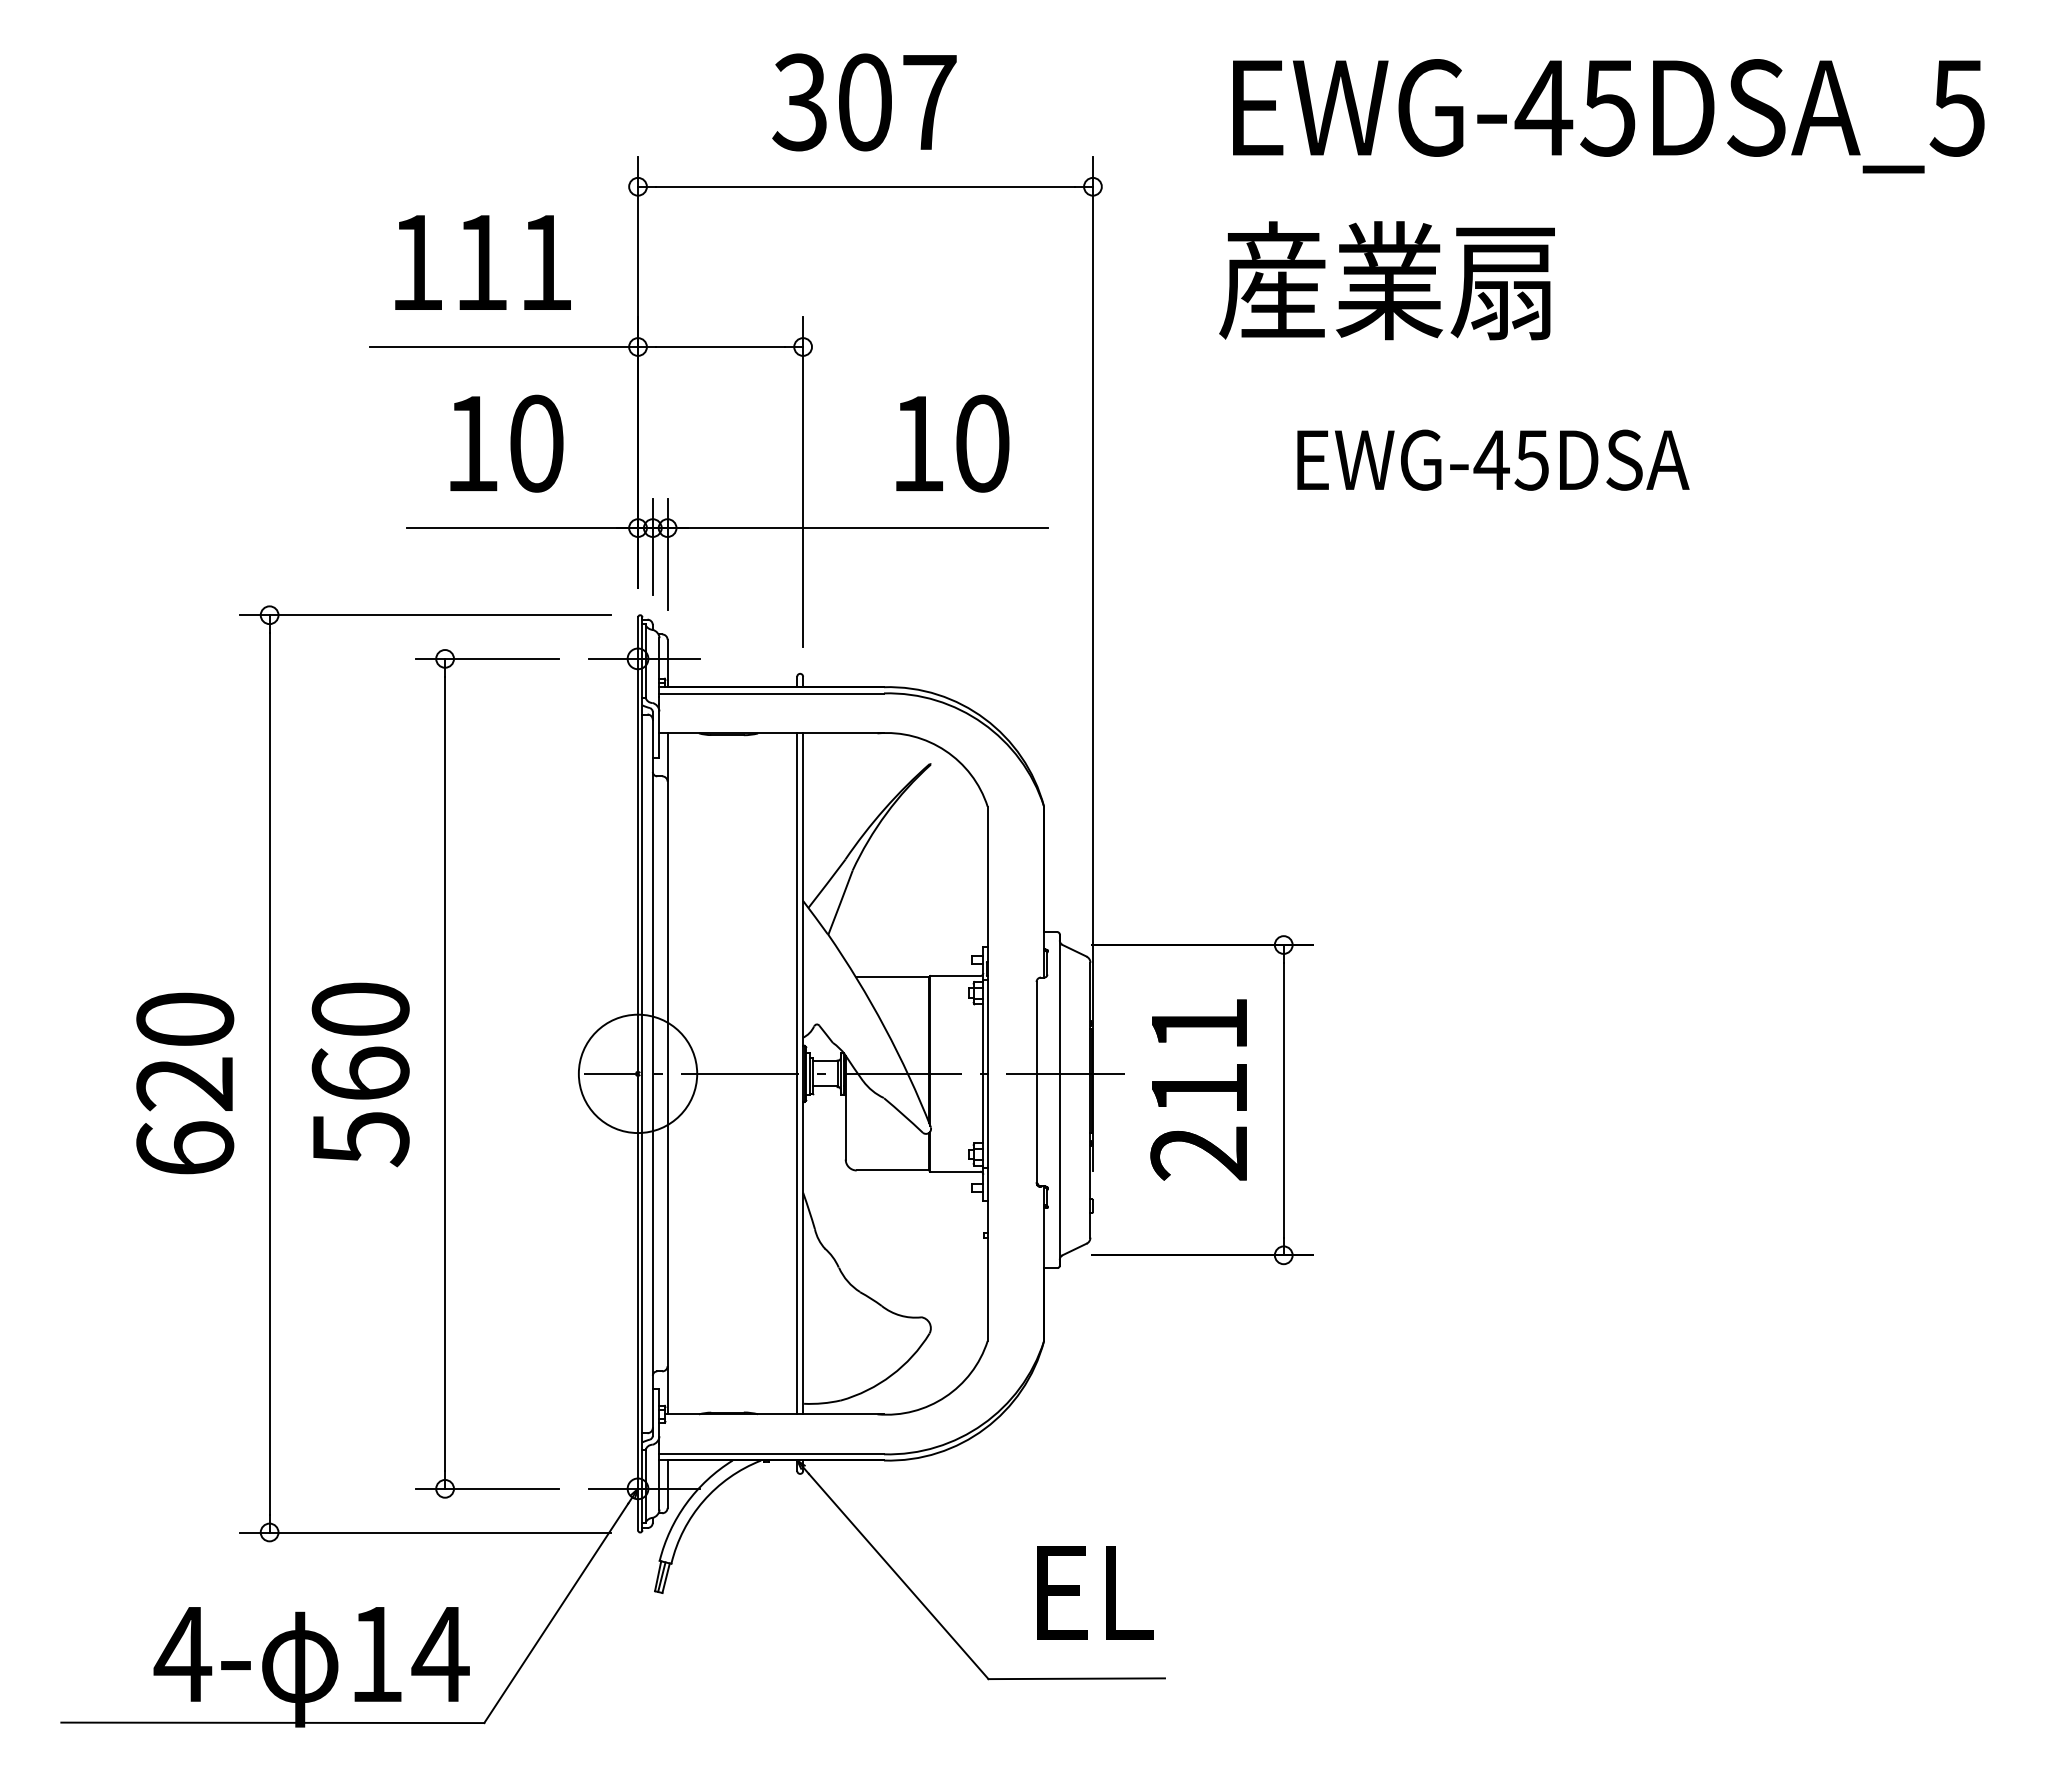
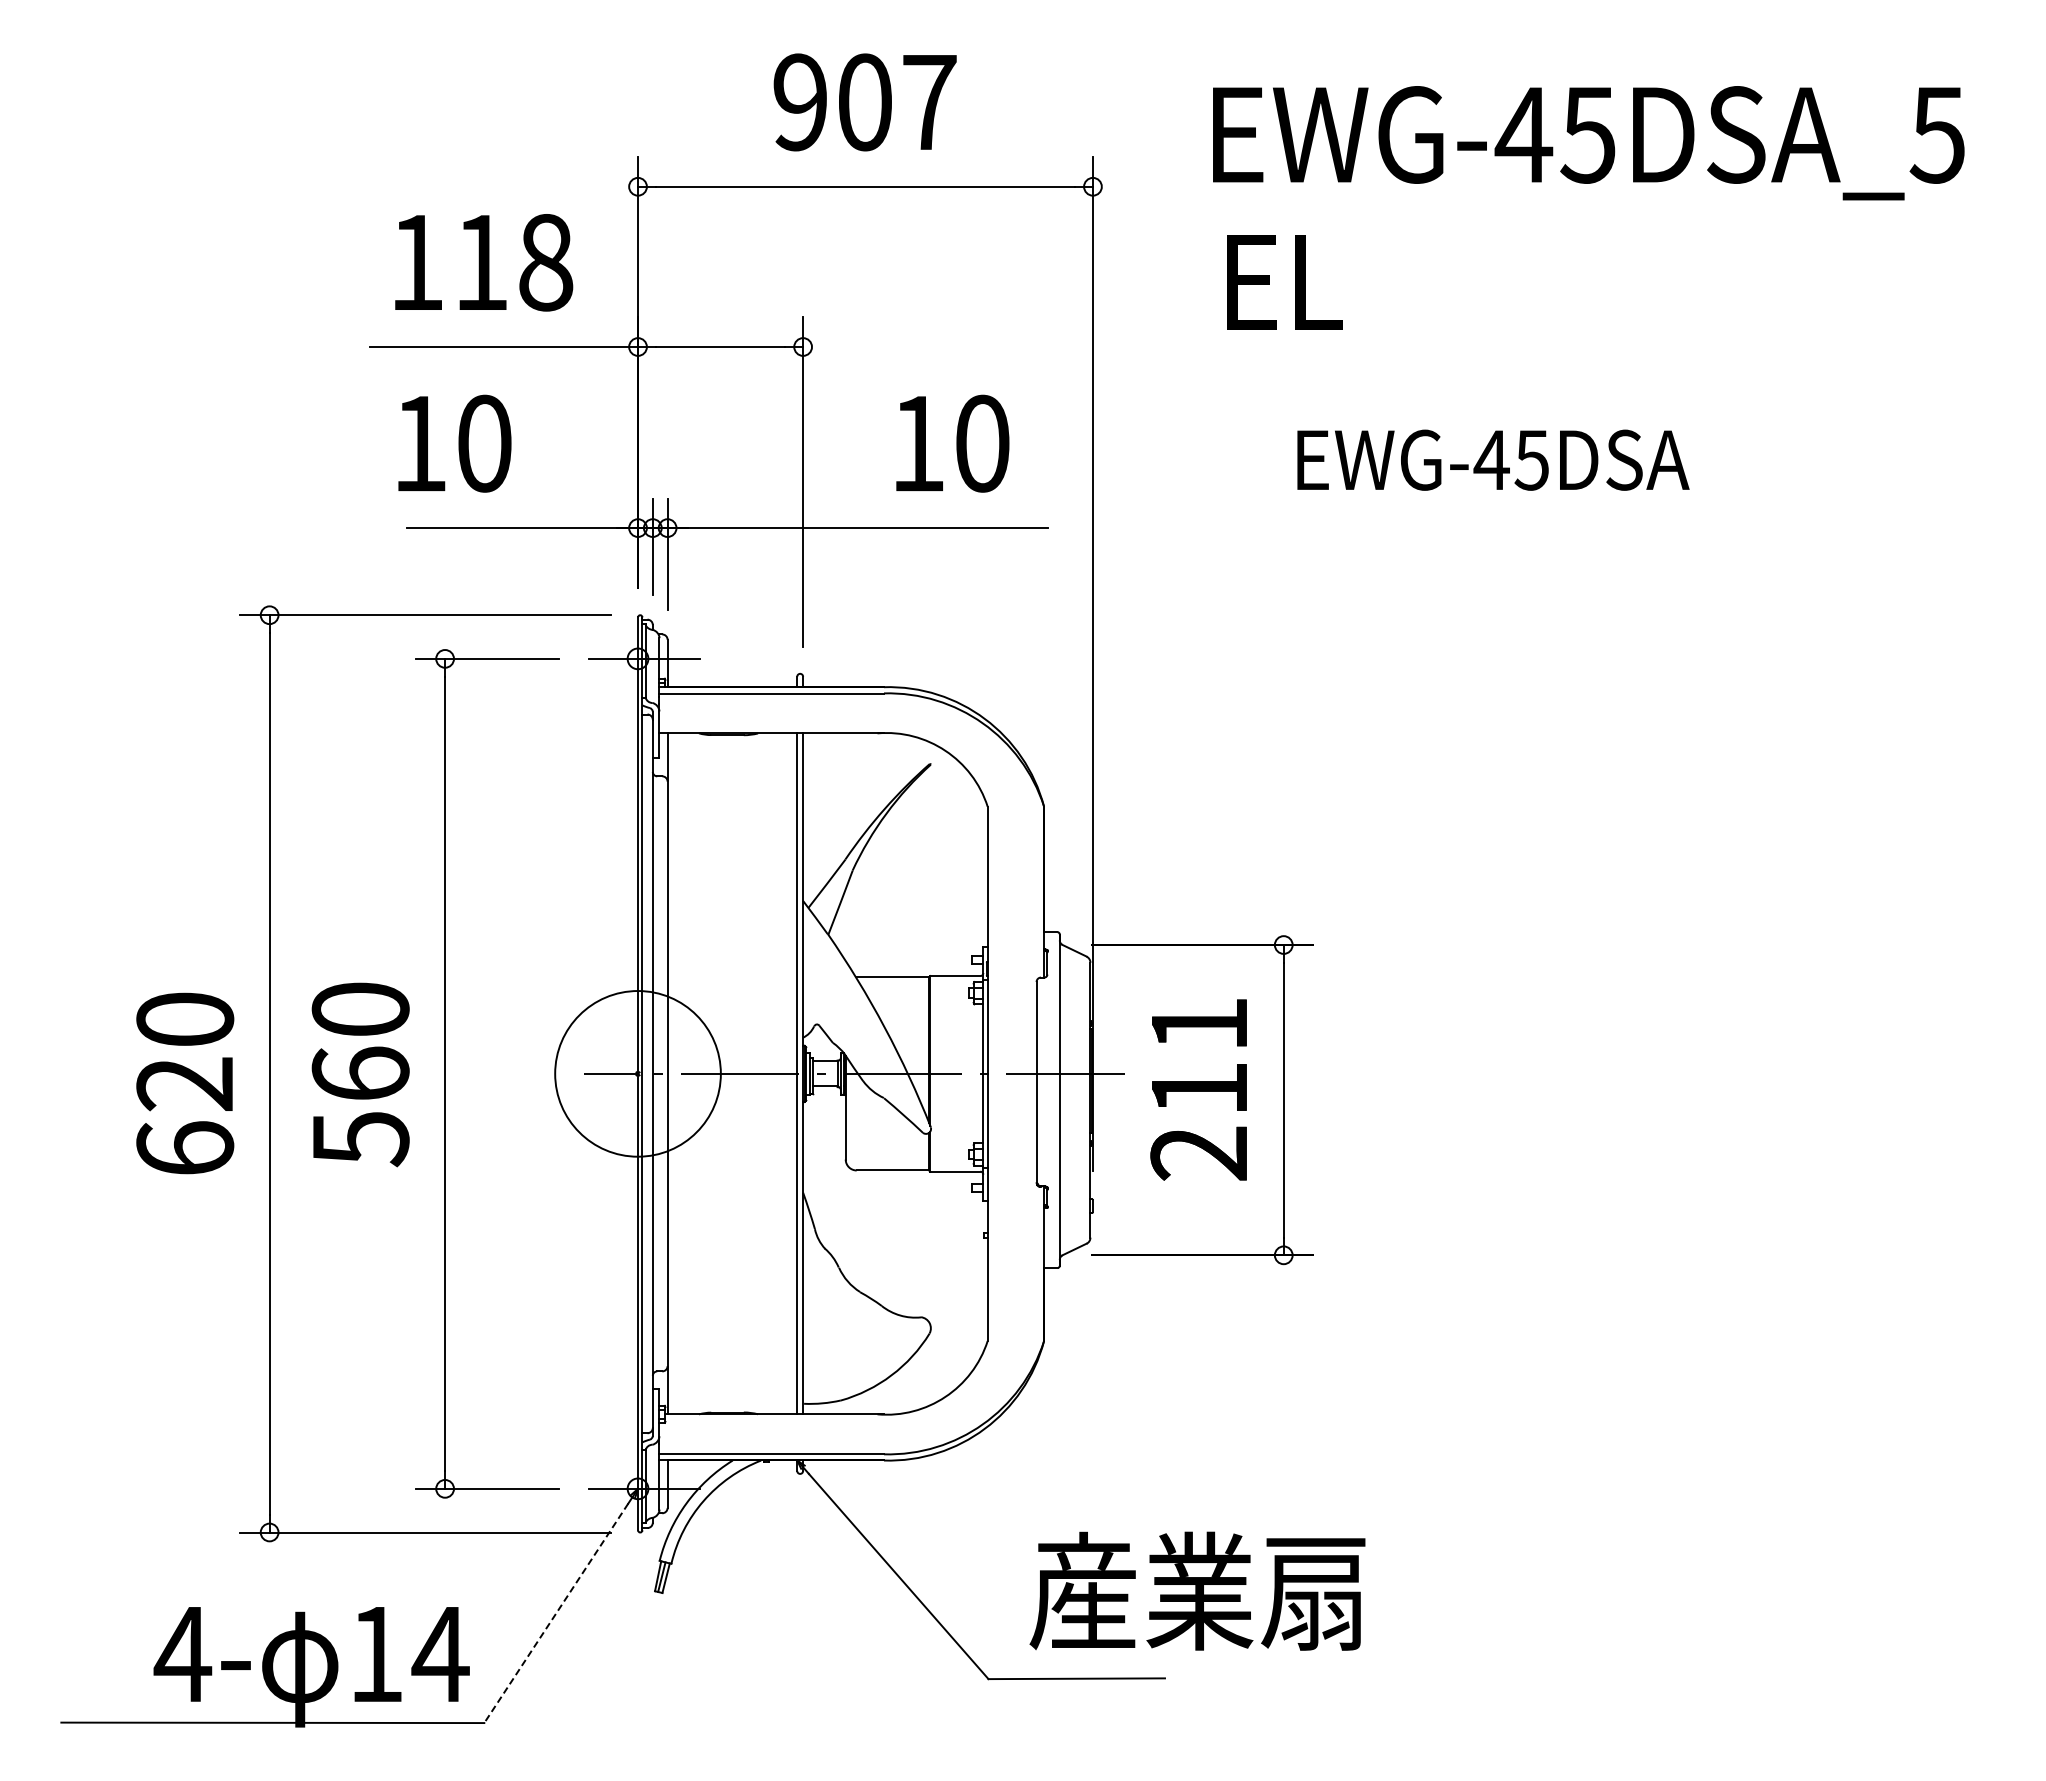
text: 307 -> 907 (799, 102)
text position: (1608, 116) -> (1588, 143) (1588, 143)
text: 111 -> 118 (546, 262)
text: 産業扇 -> EL (1386, 280)
text position: (506, 443) -> (454, 443) (454, 443)
circle diameter: 118 px -> 166 px (637, 1073)
text: EL -> 産業扇 (1197, 1590)
line: solid -> dashed (556, 1613)
